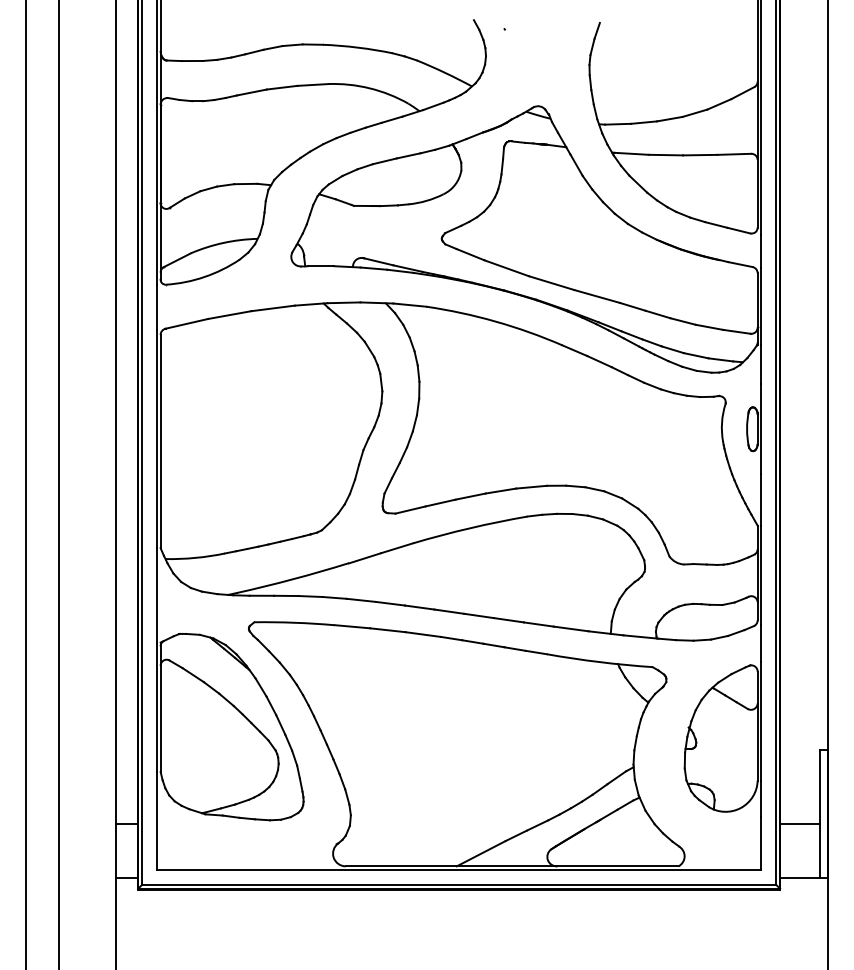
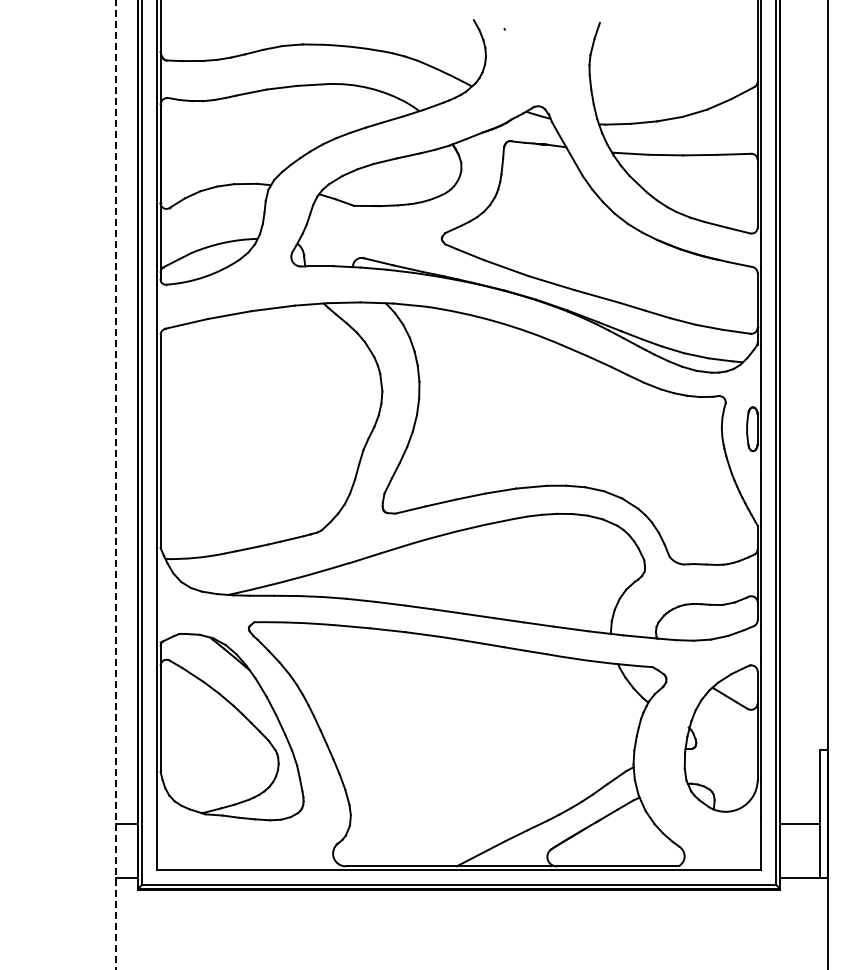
line: present -> none (25, 484)
line: present -> none (59, 484)
line: solid -> dashed (115, 485)
